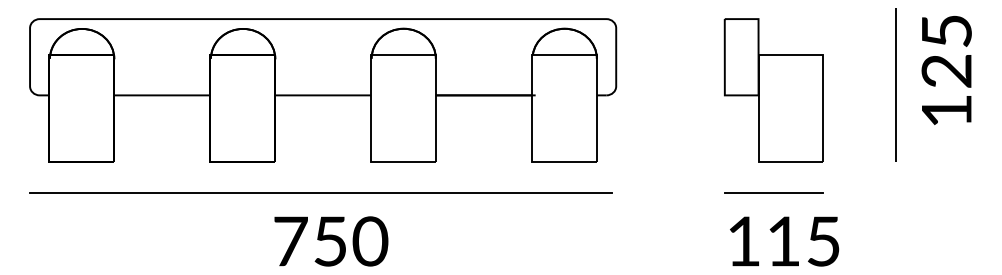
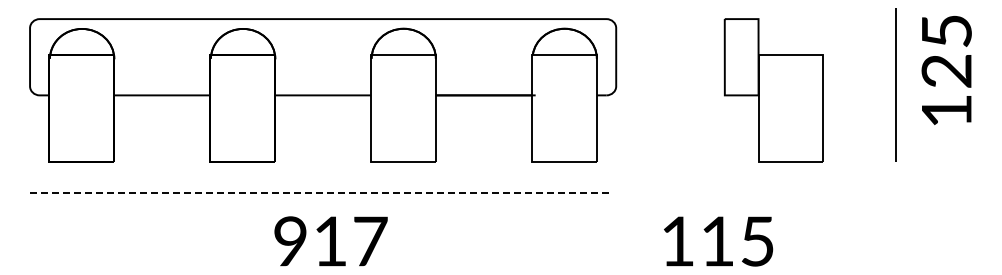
line: solid -> dashed (320, 193)
line: present -> none (773, 193)
text: 750 -> 917 (331, 241)
text position: (784, 241) -> (718, 241) (718, 241)
